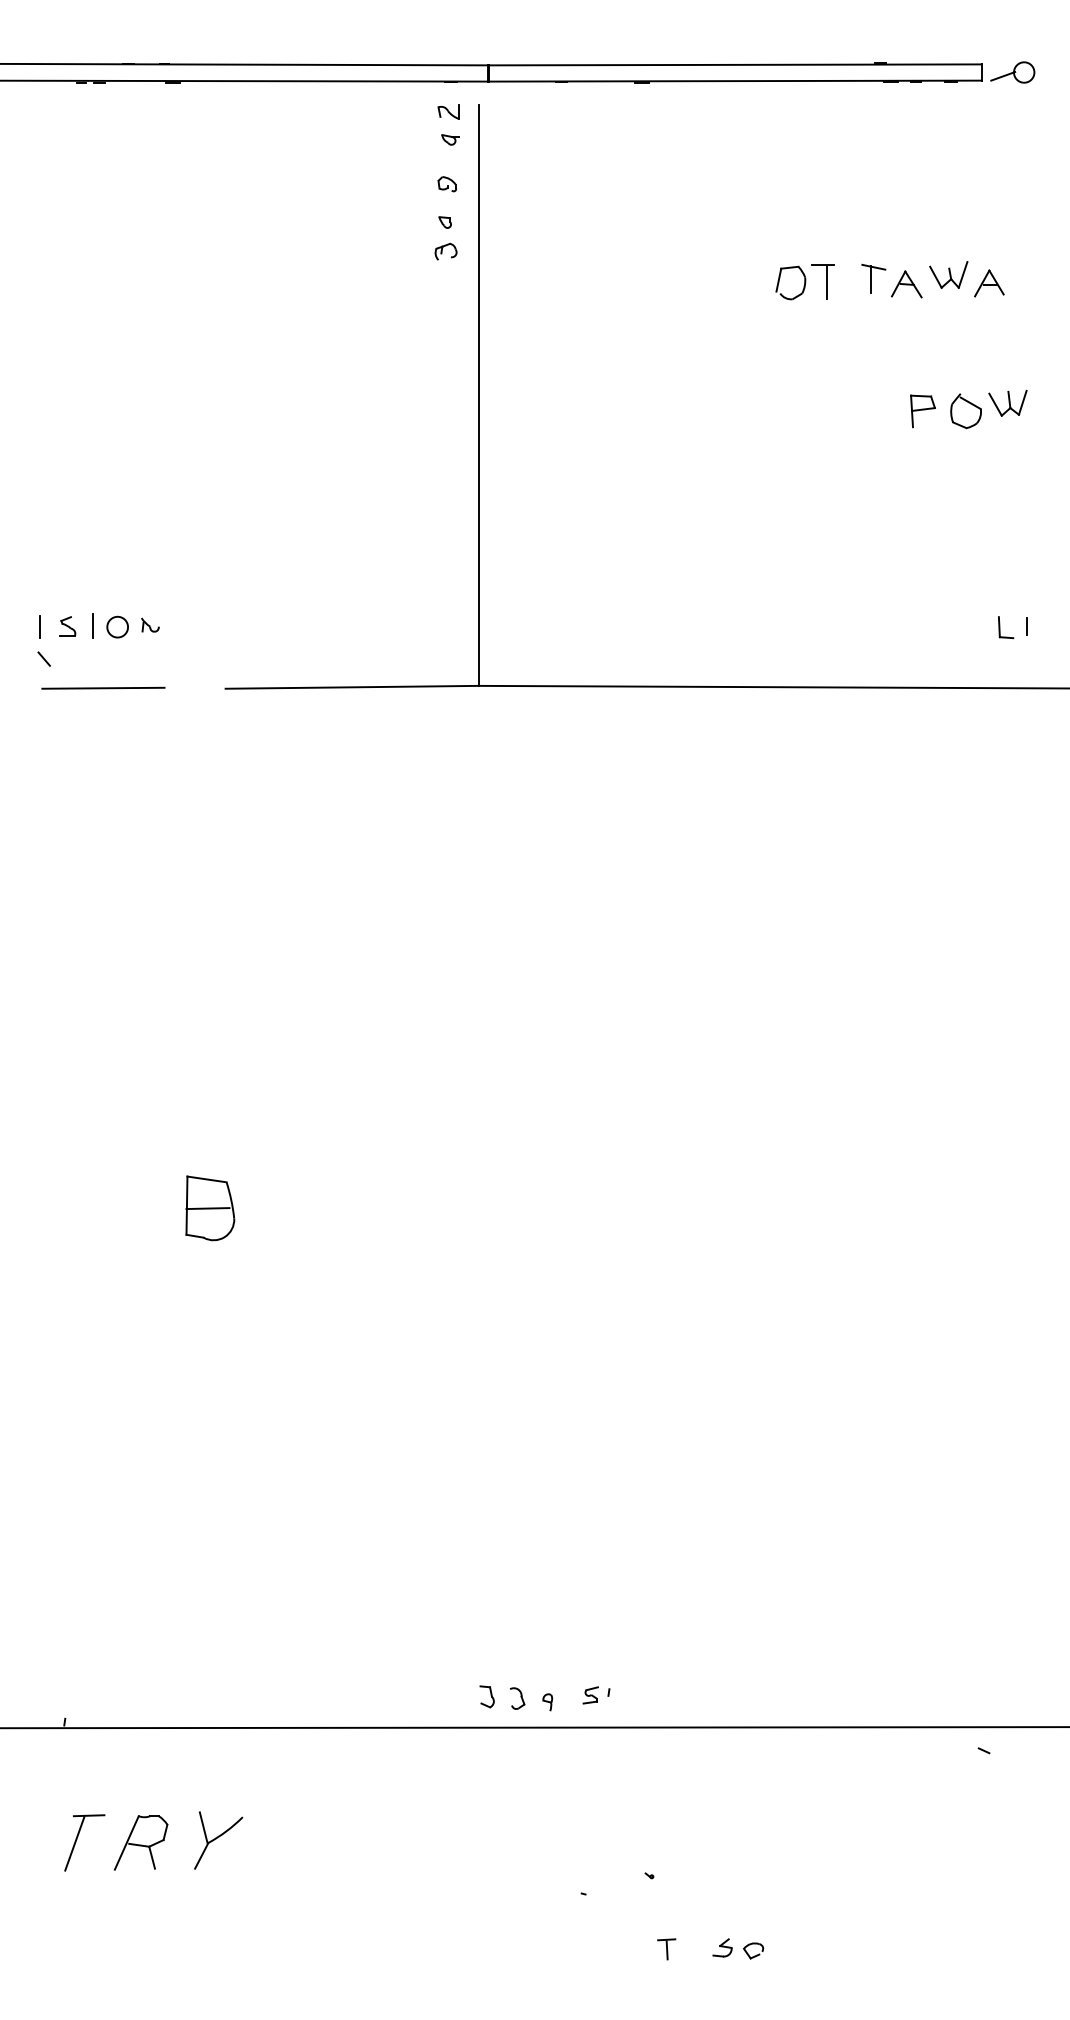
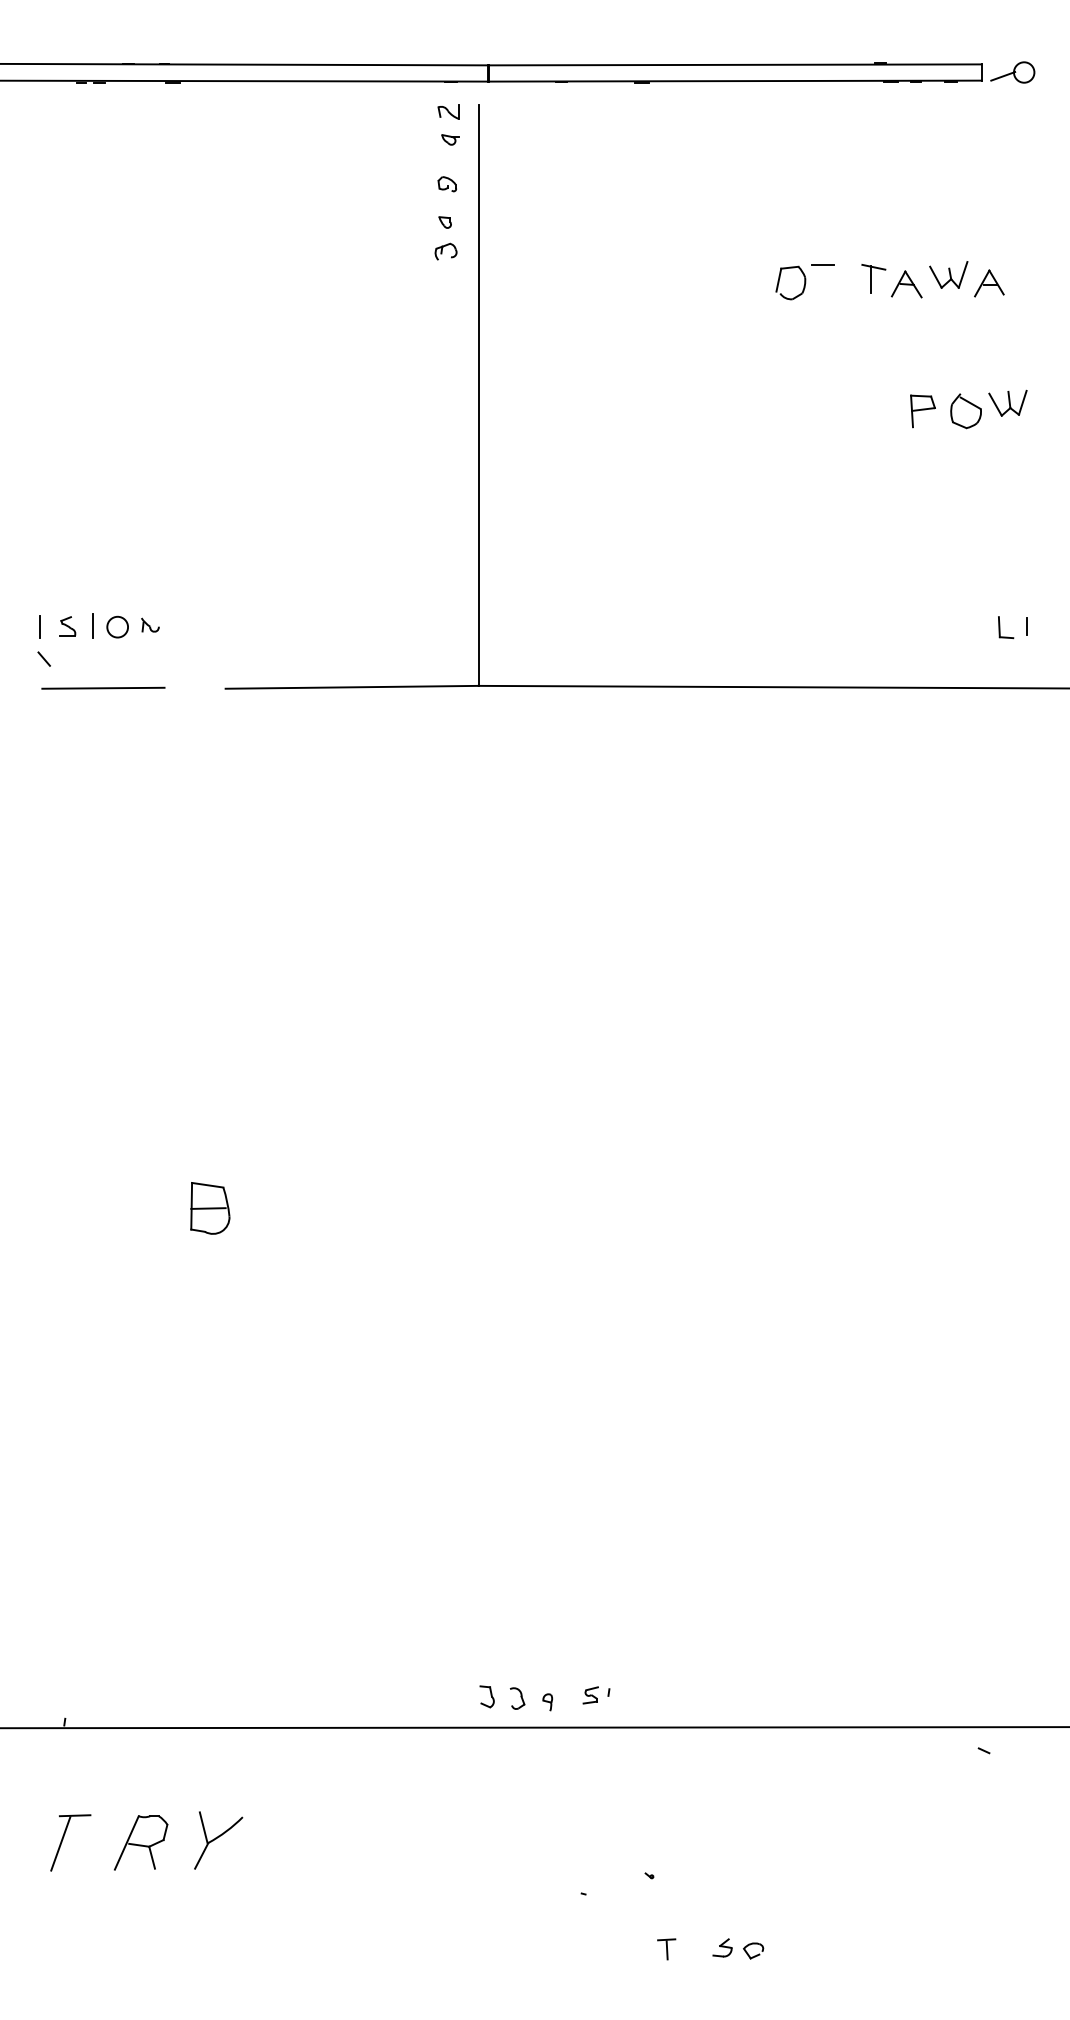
line: present -> none (827, 282)
part size: 51x67 px -> 41x53 px (210, 1208)
part position: (77, 1839) -> (63, 1839) (63, 1839)
